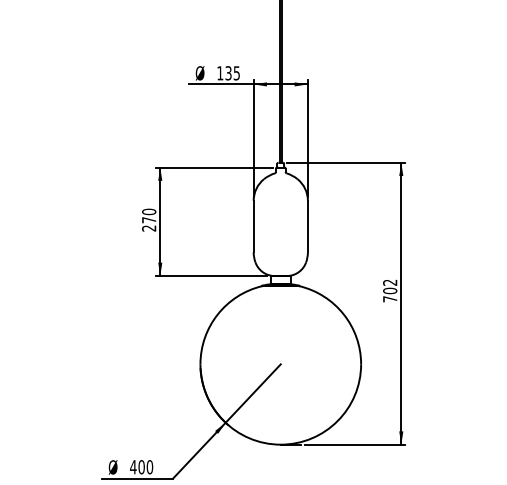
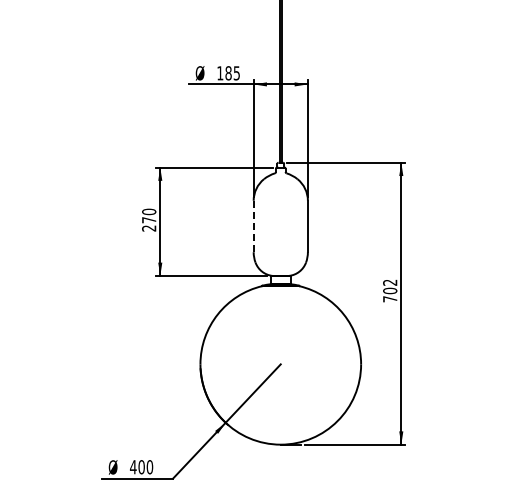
text: 135 -> 185 (228, 73)
line: solid -> dashed (253, 226)
